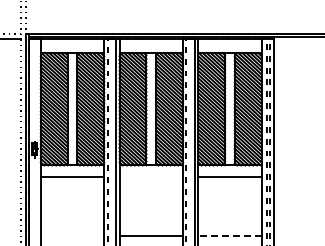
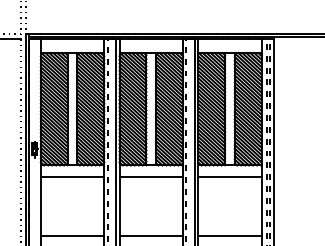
line: none -> present (150, 176)
line: none -> present (72, 235)
line: dashed -> solid (229, 235)
